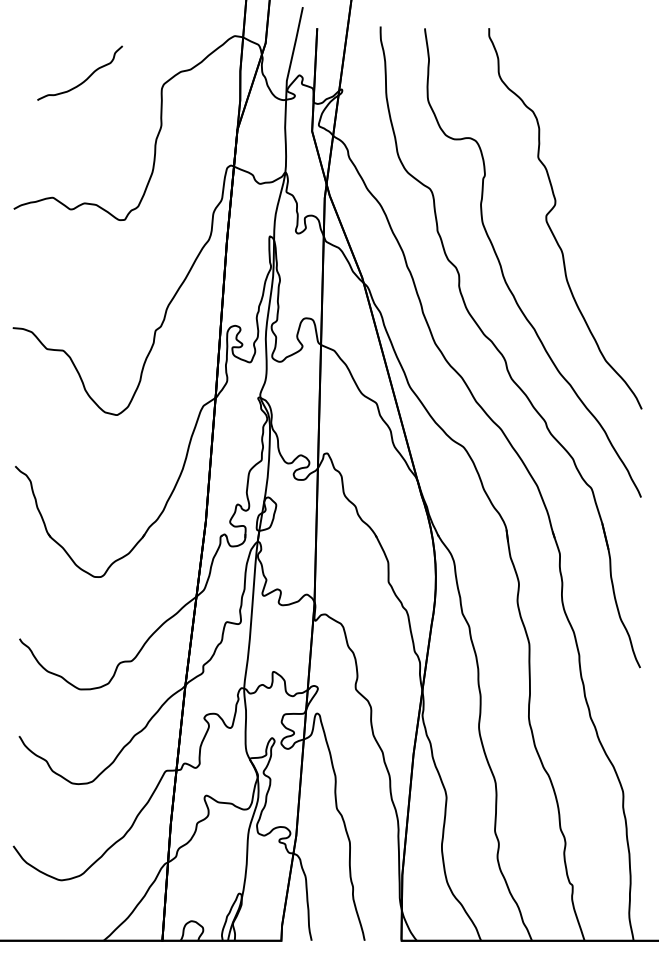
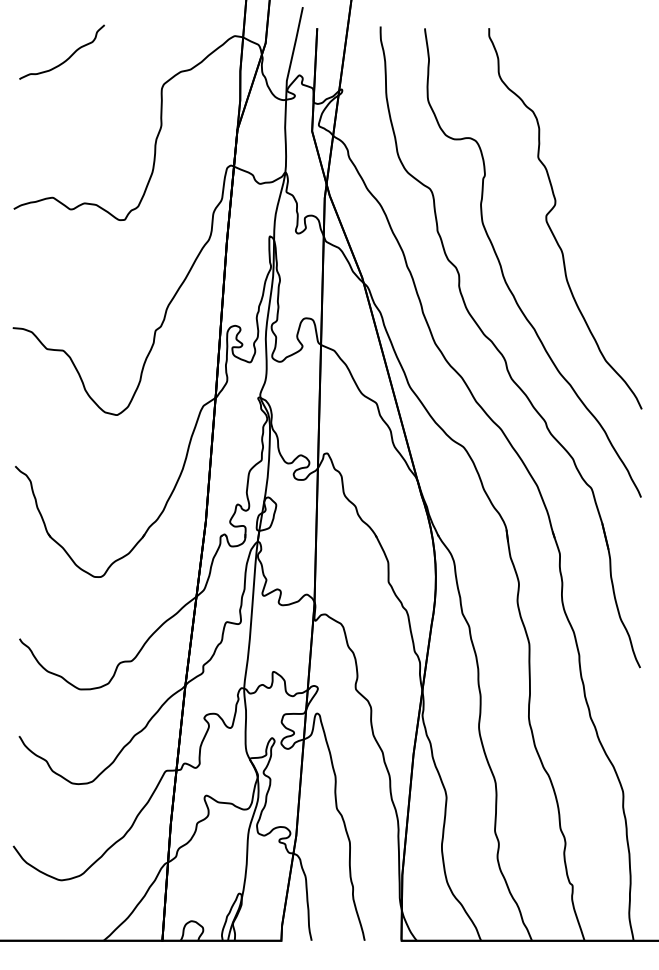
curve position: (86, 78) -> (68, 57) (68, 57)
